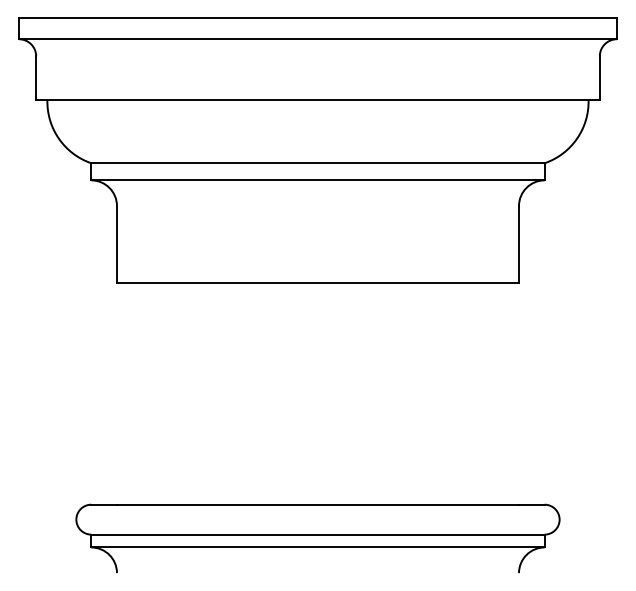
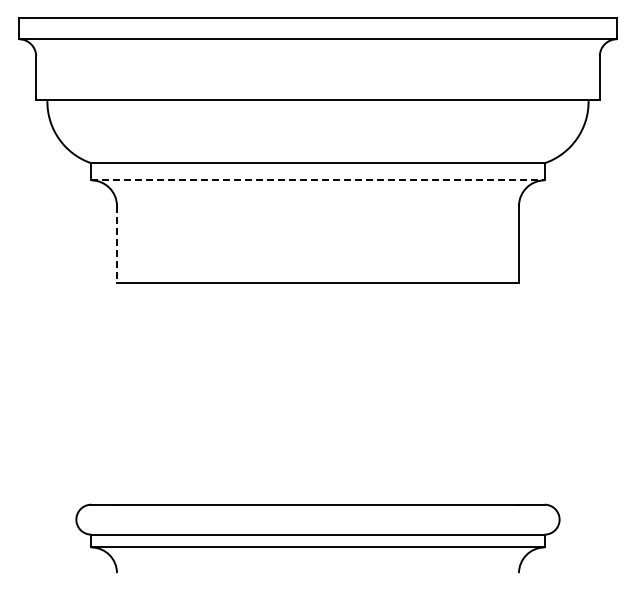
line: solid -> dashed (317, 180)
line: solid -> dashed (117, 244)
